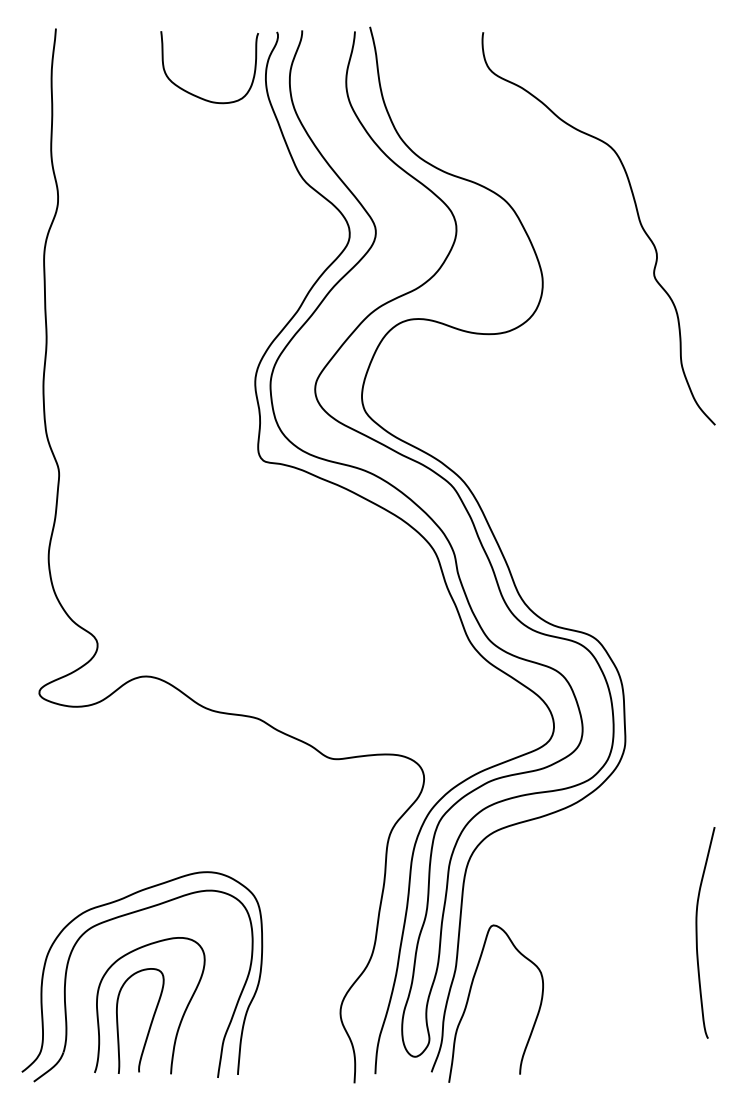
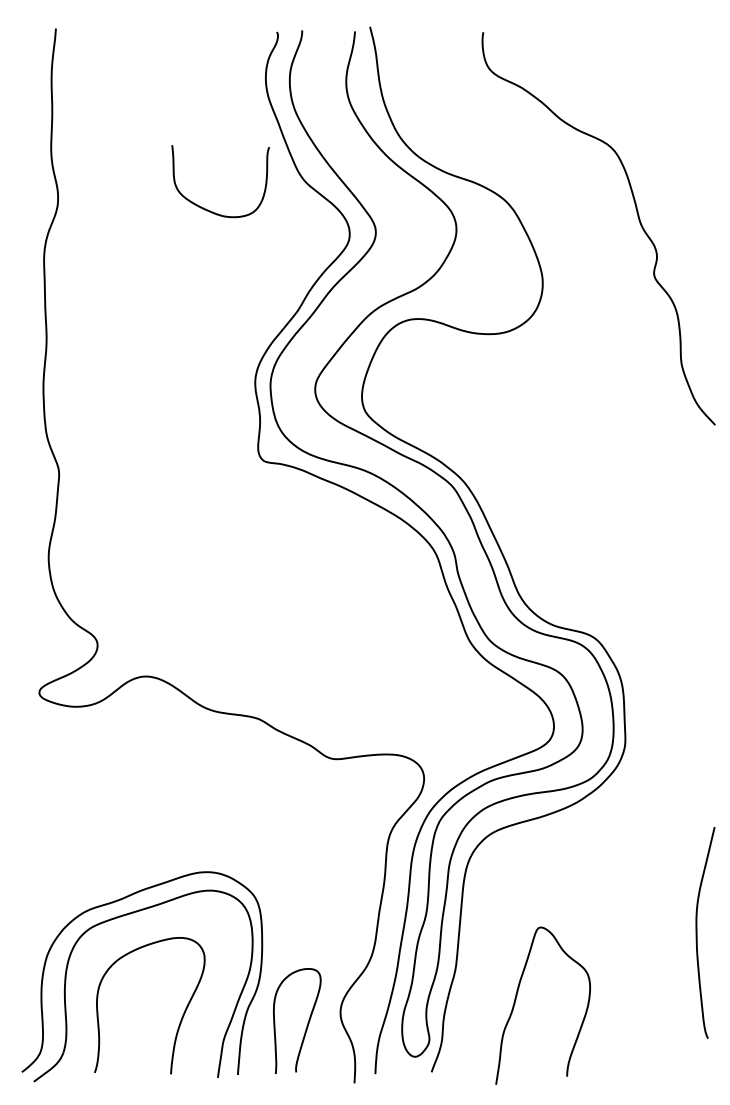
curve position: (197, 95) -> (208, 209) (208, 209)
curve position: (469, 998) -> (516, 1000) (516, 1000)
curve position: (150, 1022) -> (307, 1022) (307, 1022)
